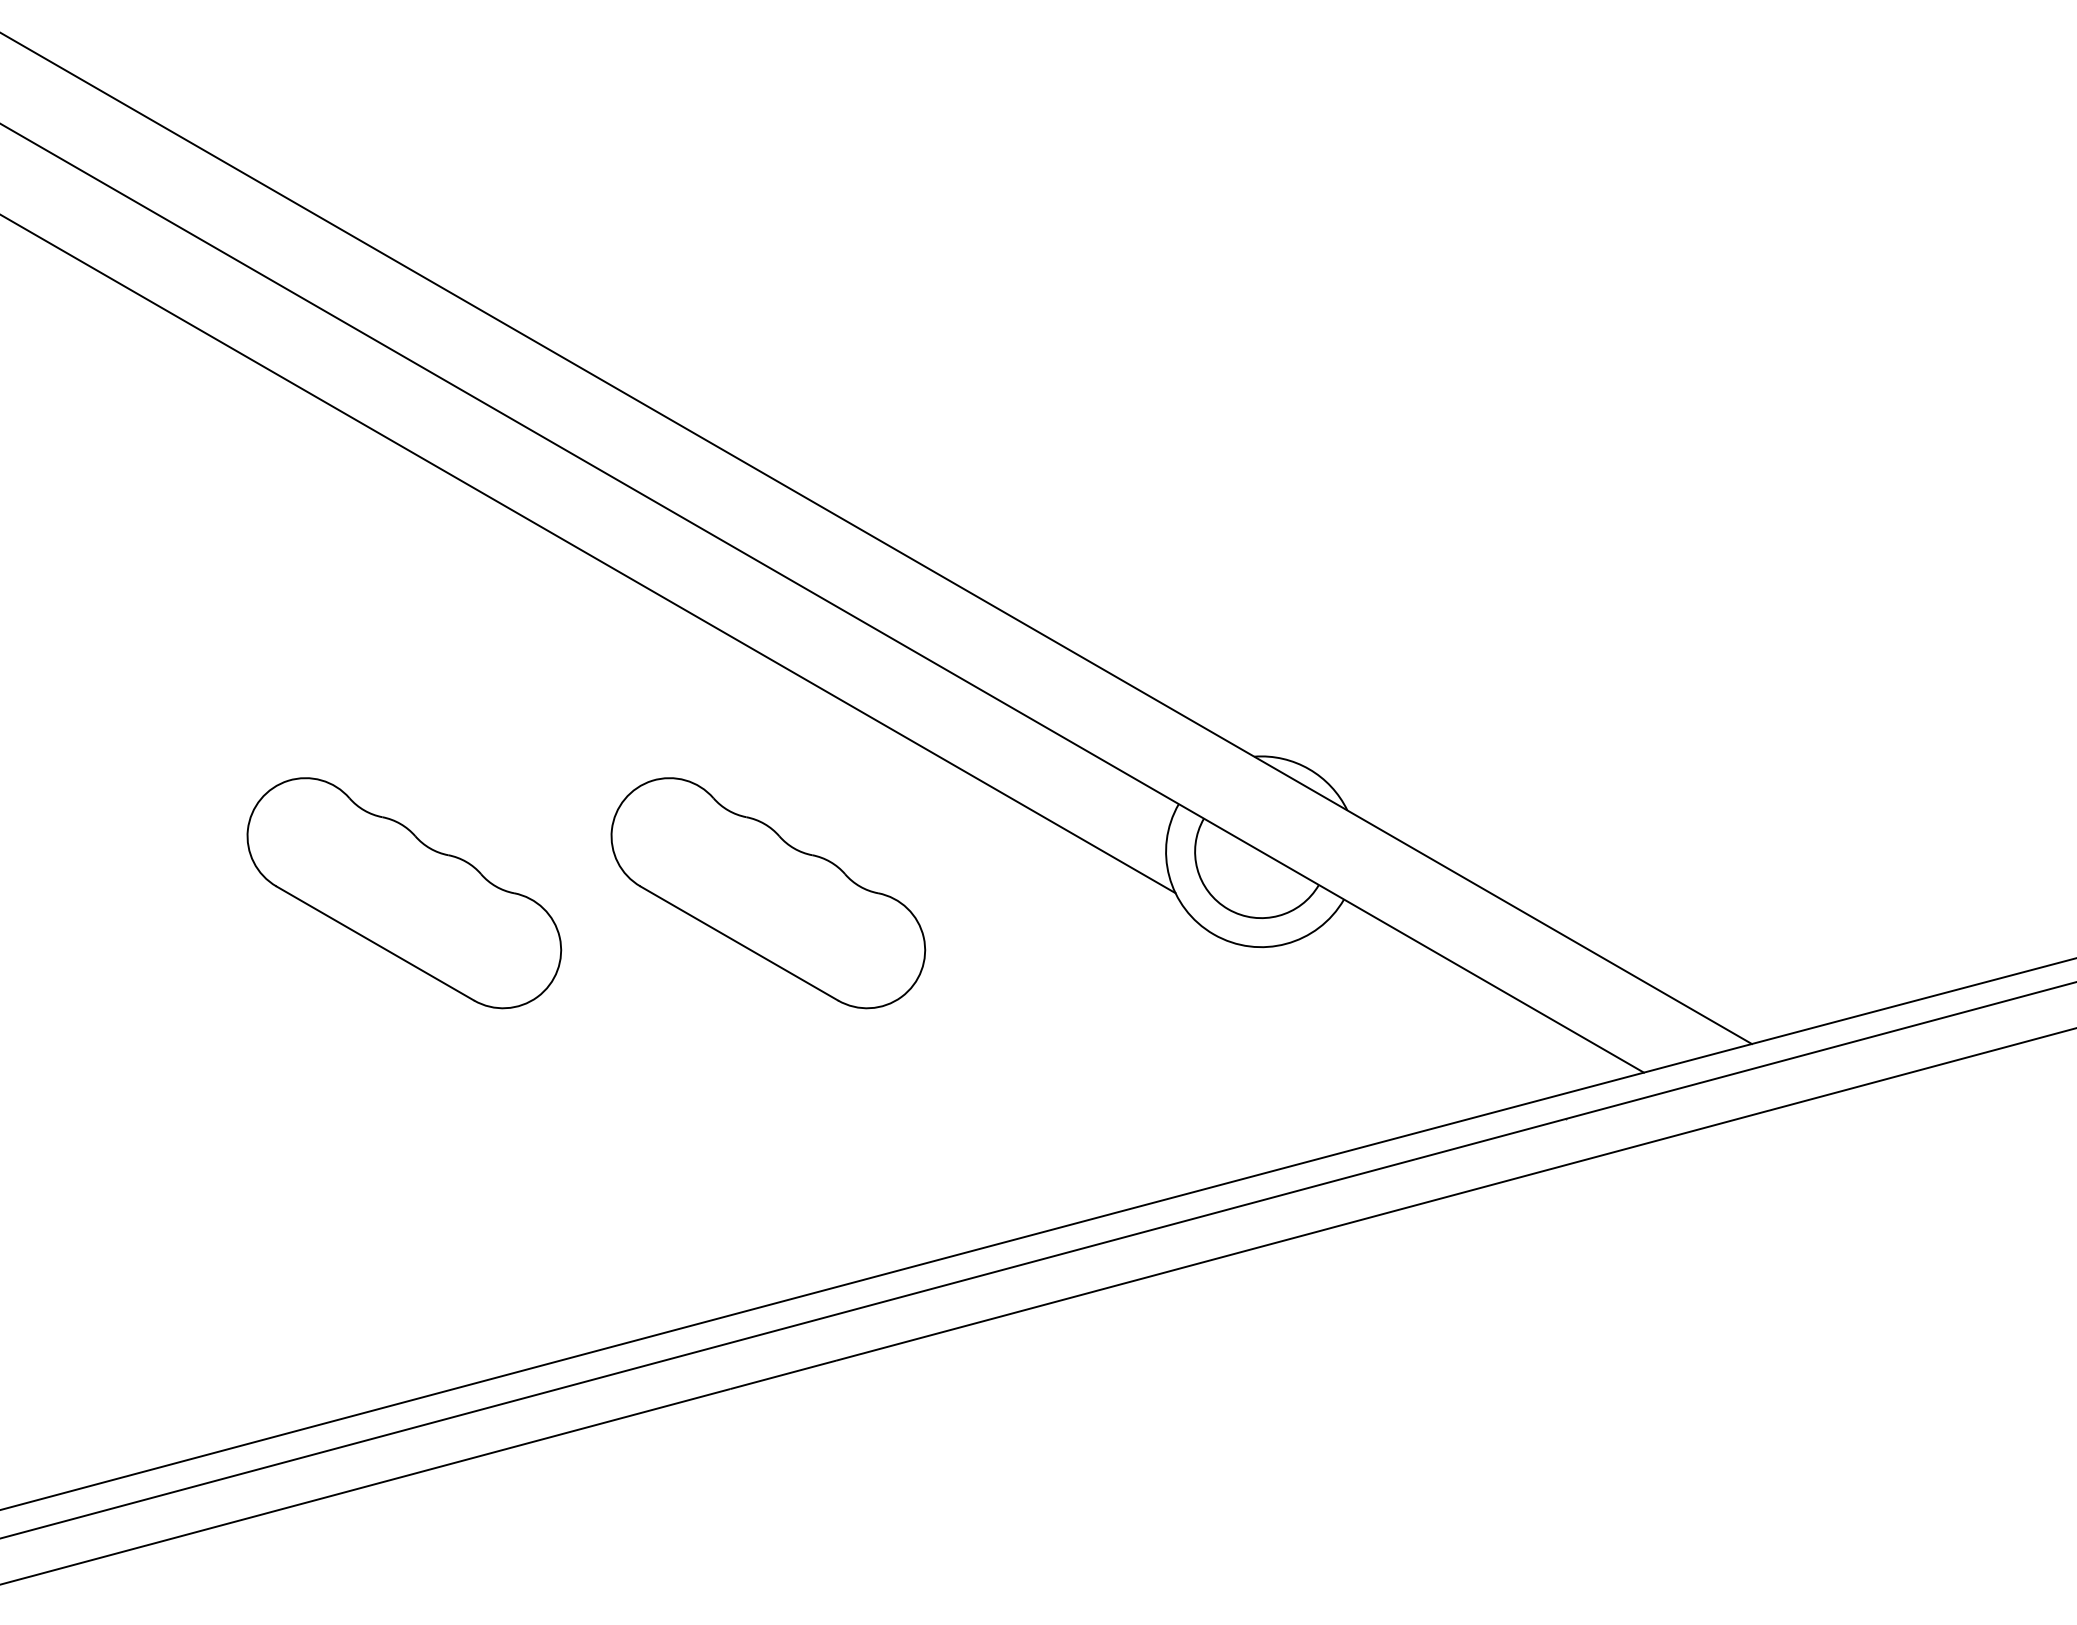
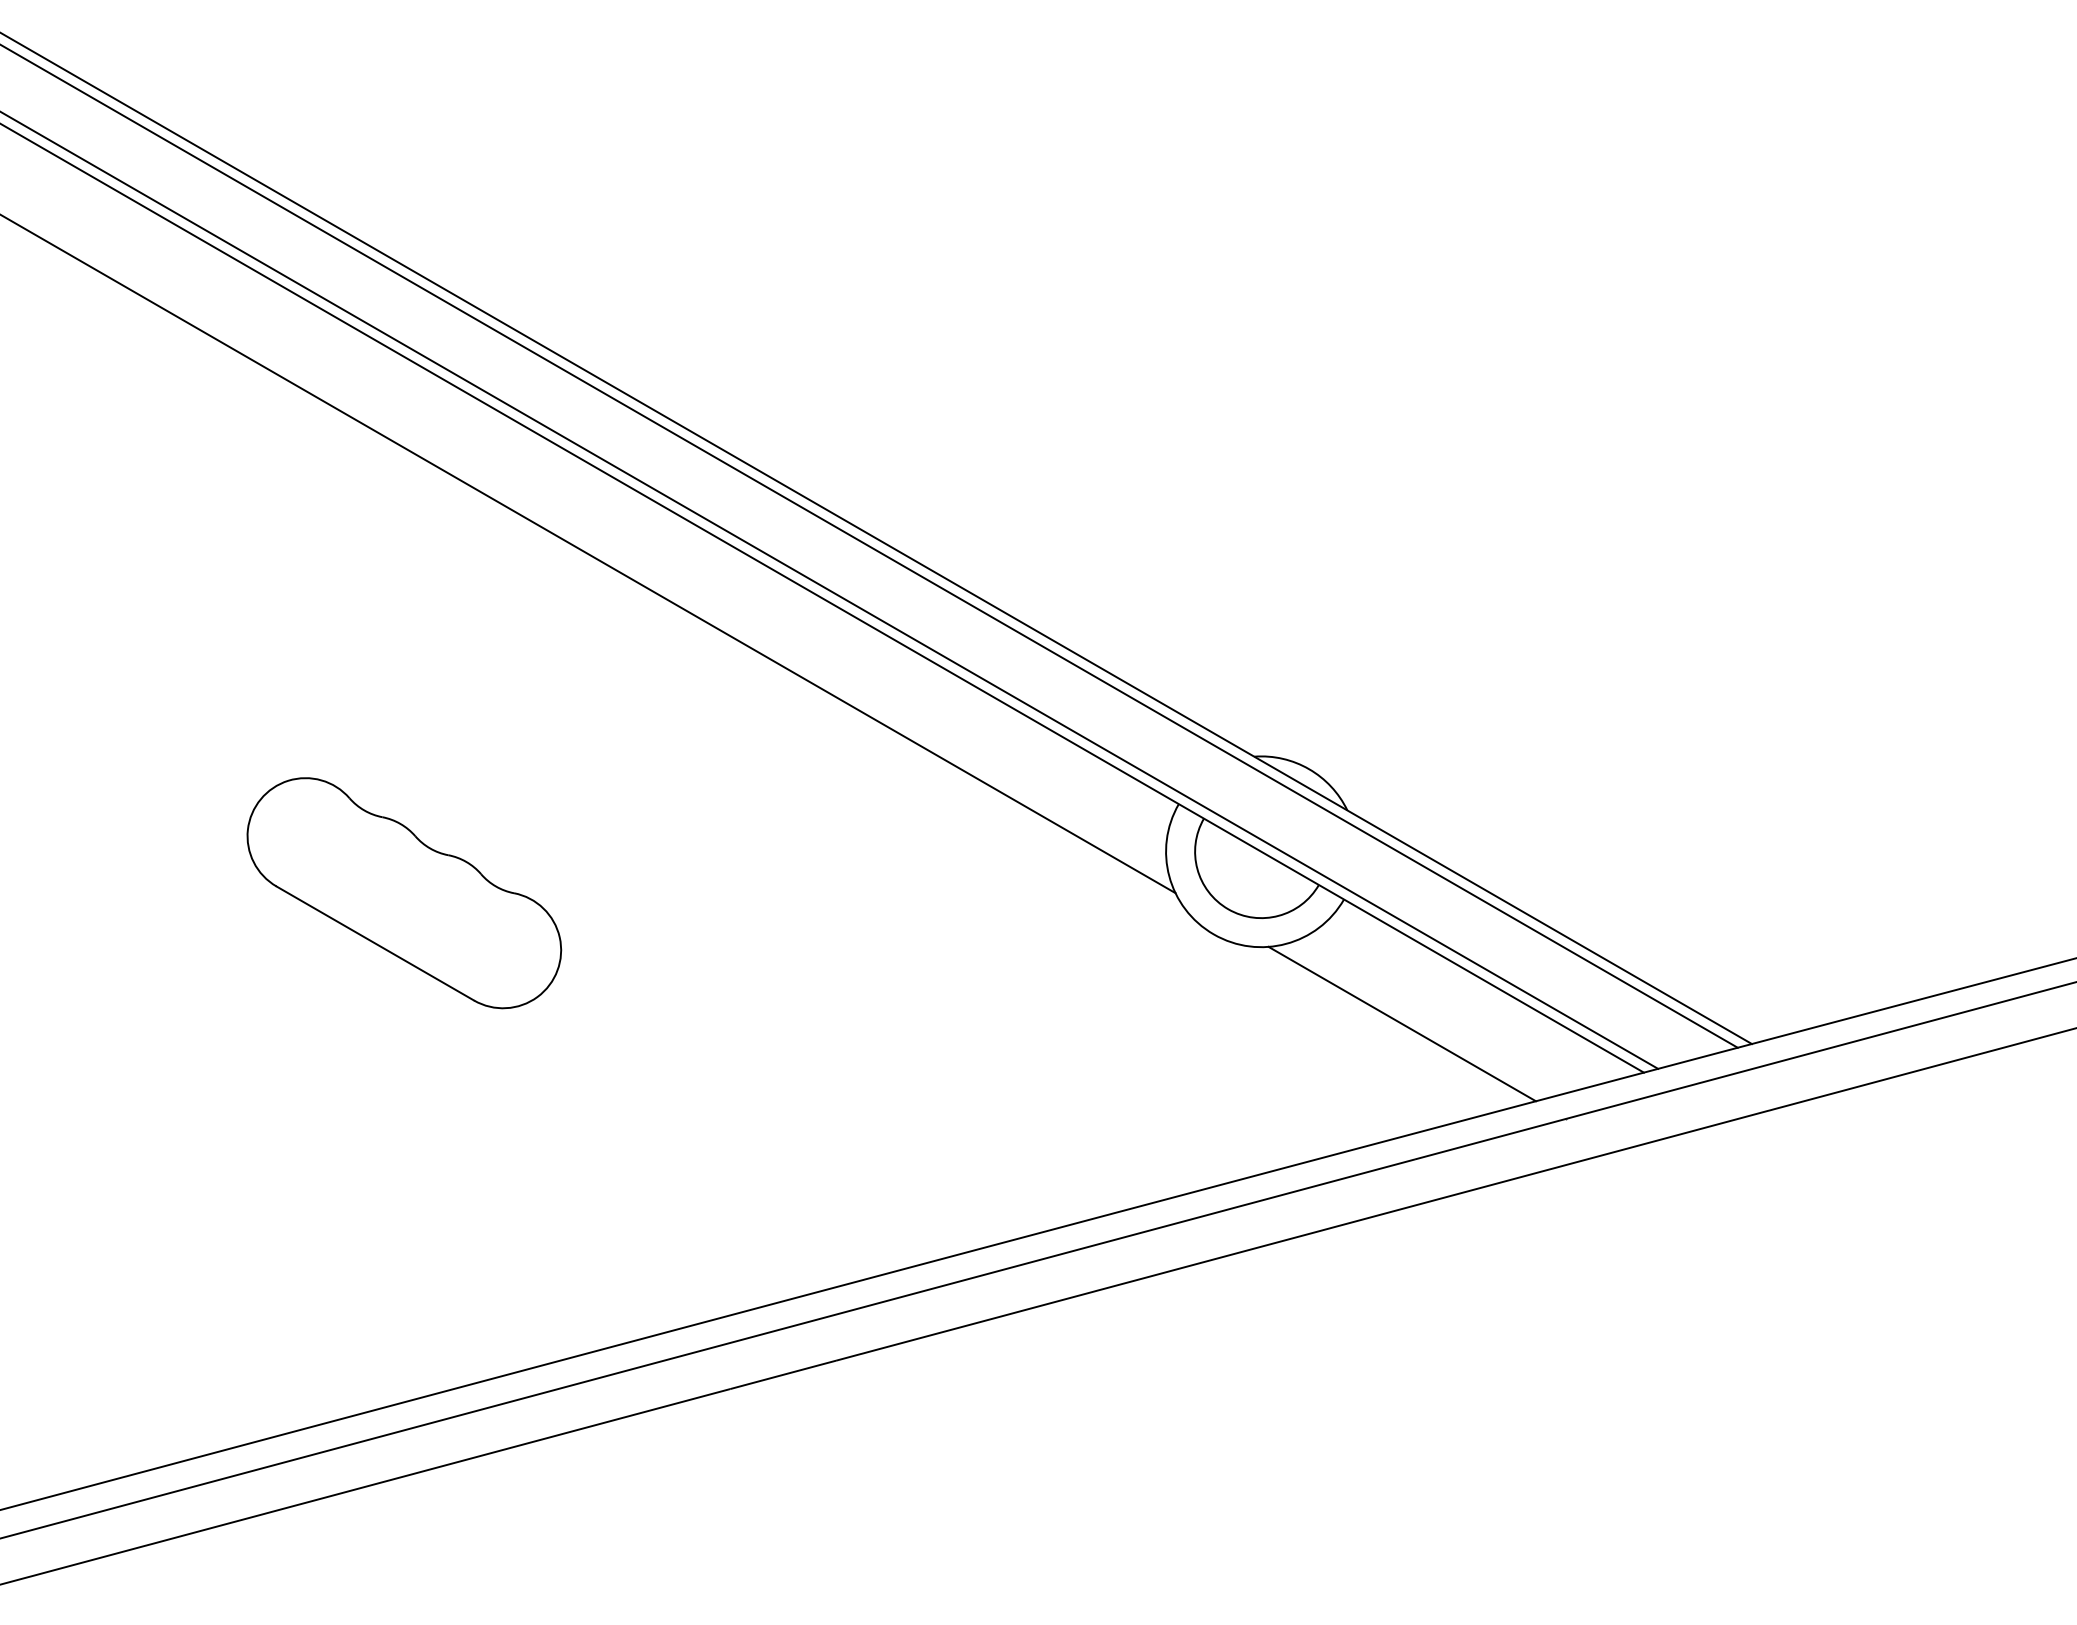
line: none -> present (869, 546)
line: none -> present (830, 590)
part: present -> none (768, 893)
line: none -> present (1401, 1023)
